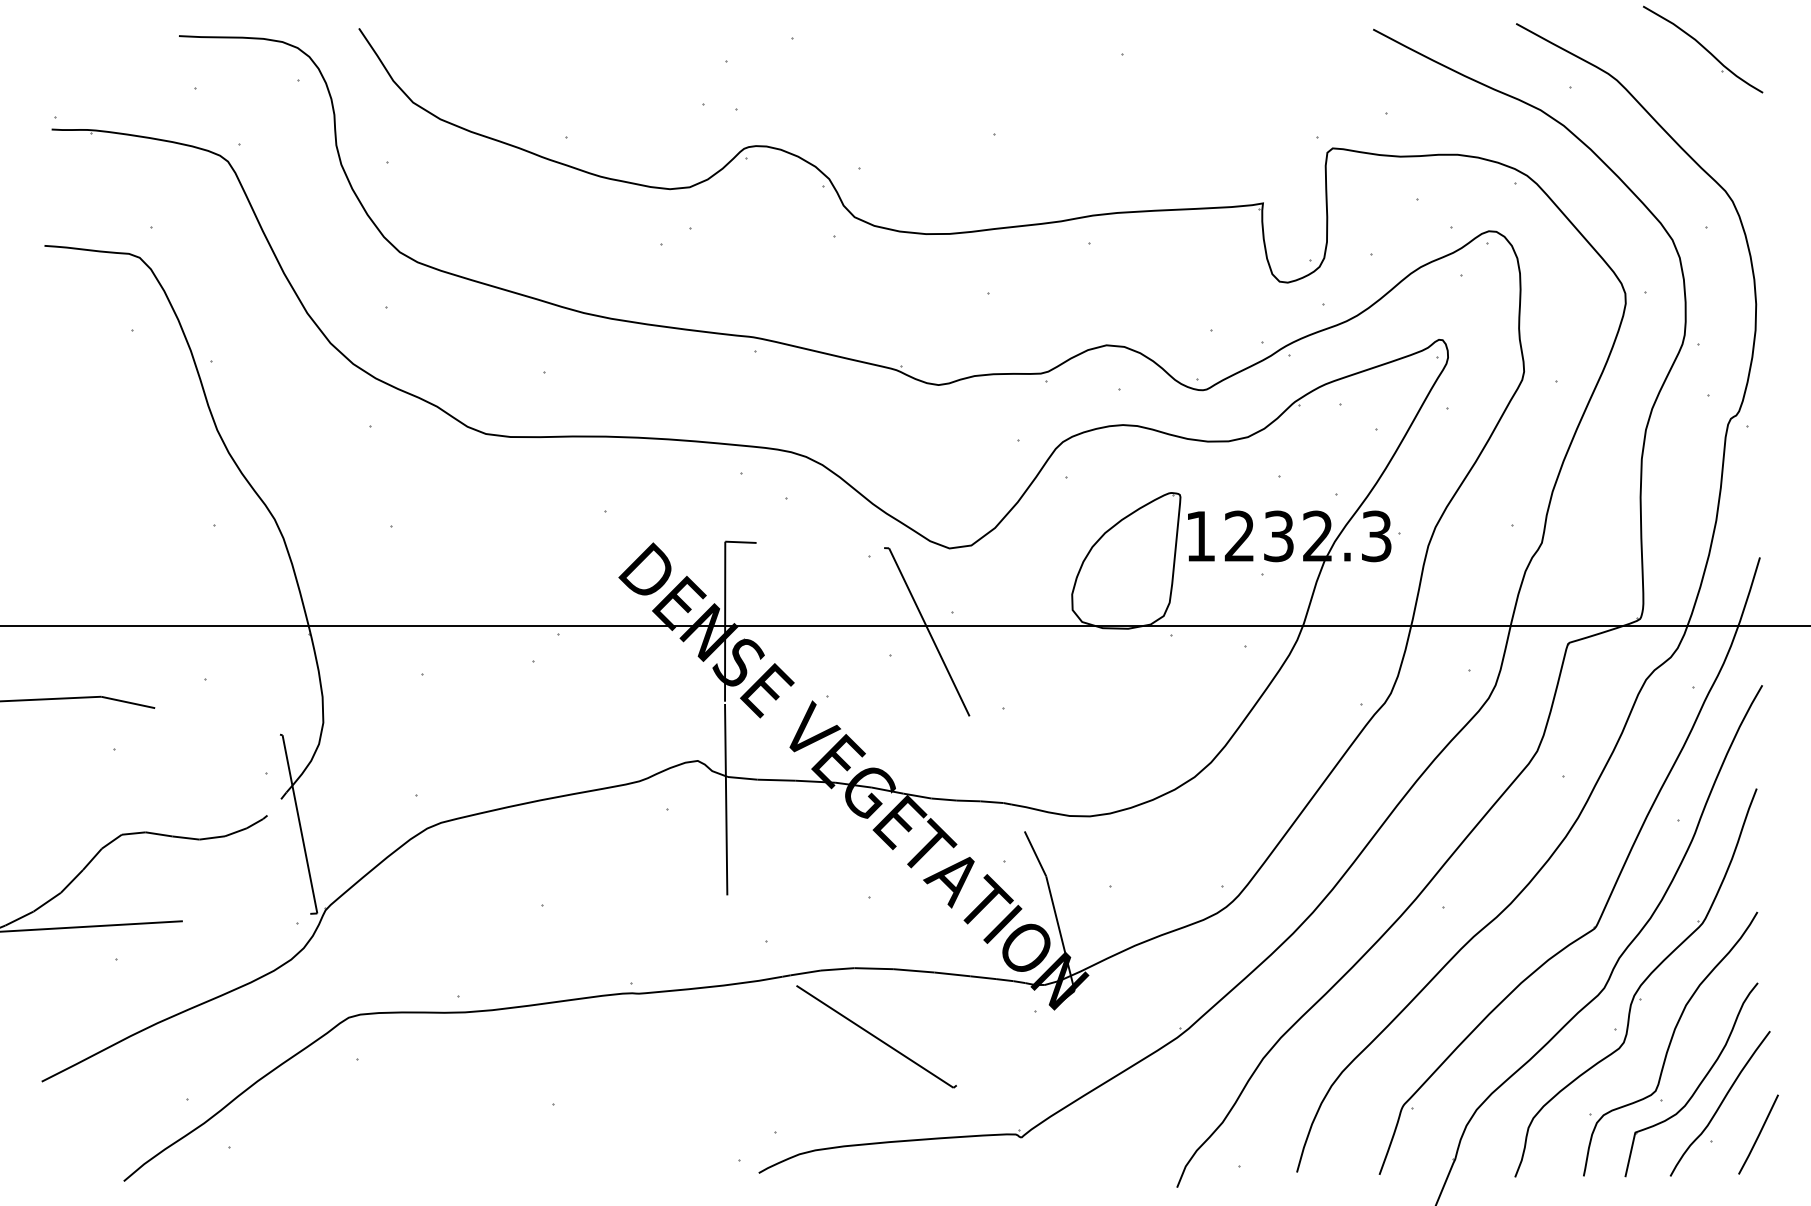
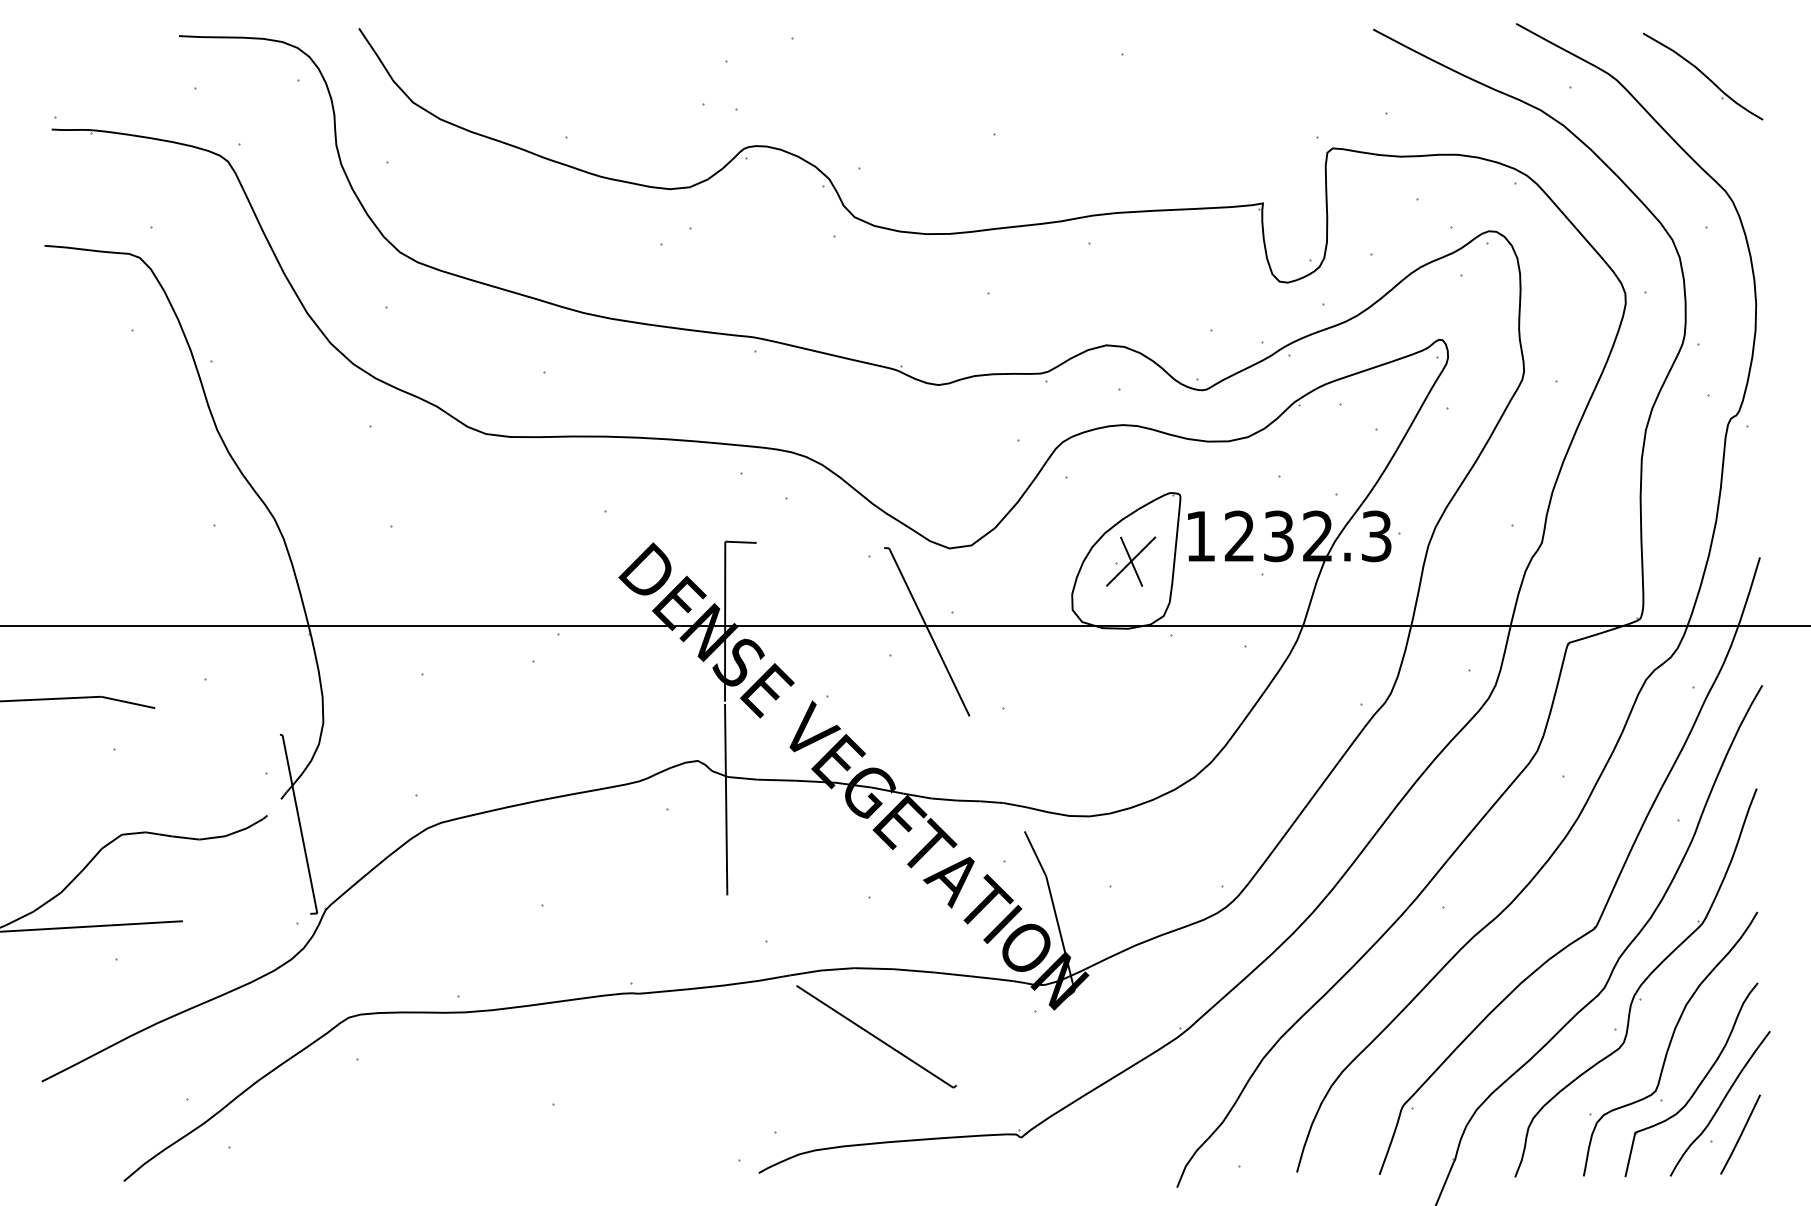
part position: (1703, 49) -> (1703, 76) (1703, 76)
part: none -> present (1131, 561)
line position: (1758, 1134) -> (1740, 1134) (1740, 1134)
